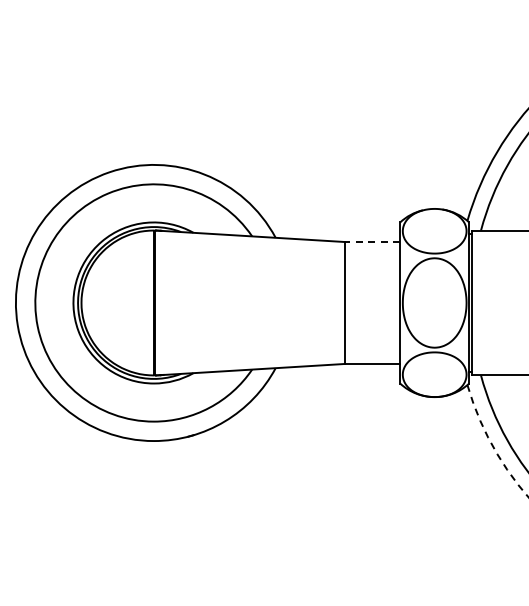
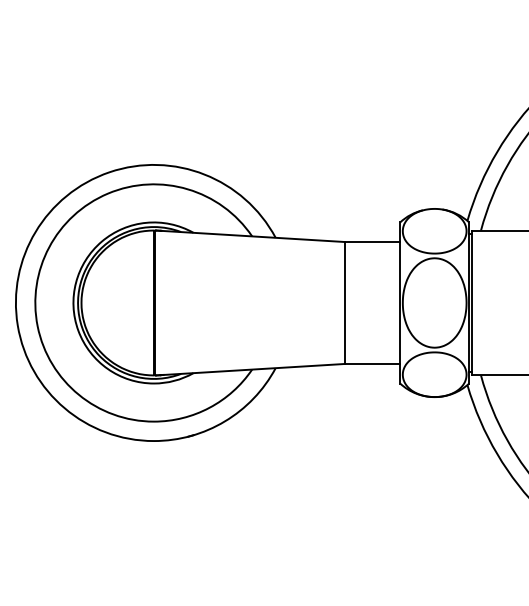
line: dashed -> solid (372, 242)
arc: dashed -> solid (492, 446)
